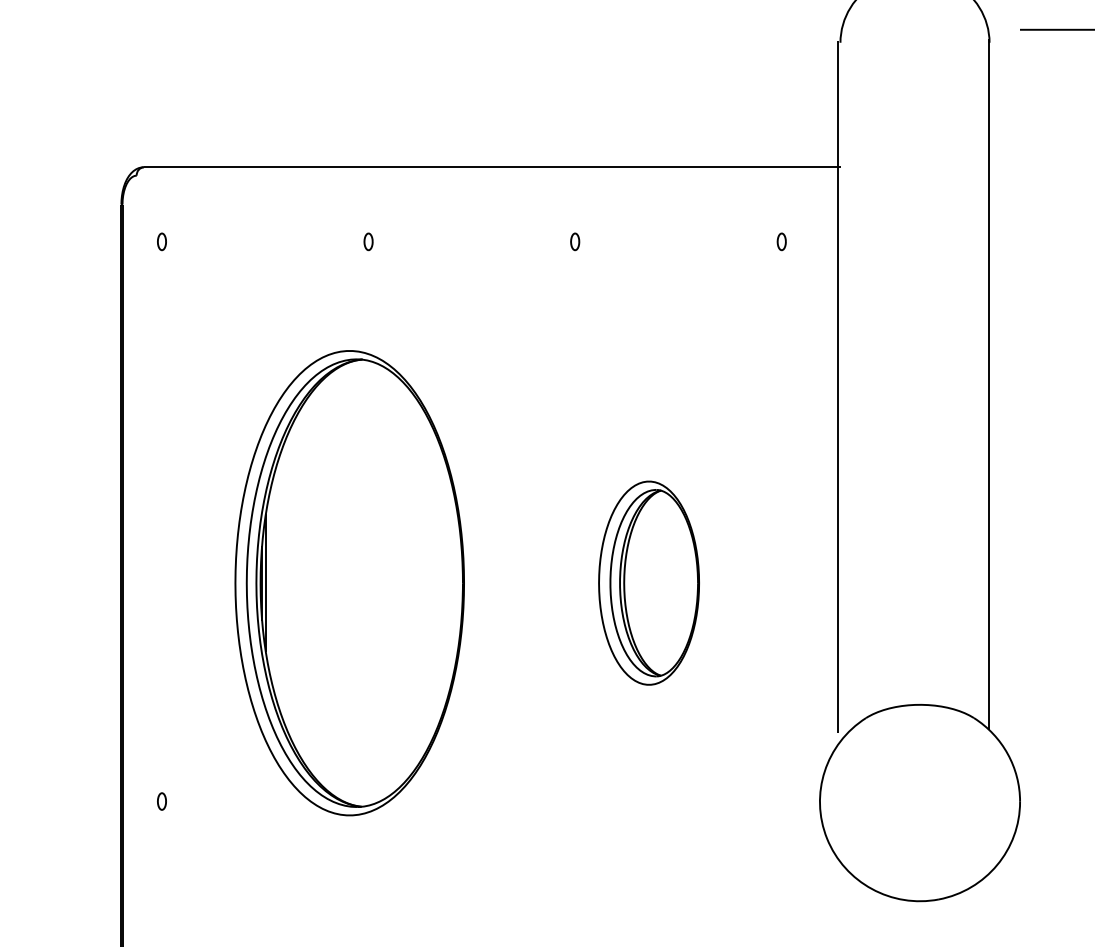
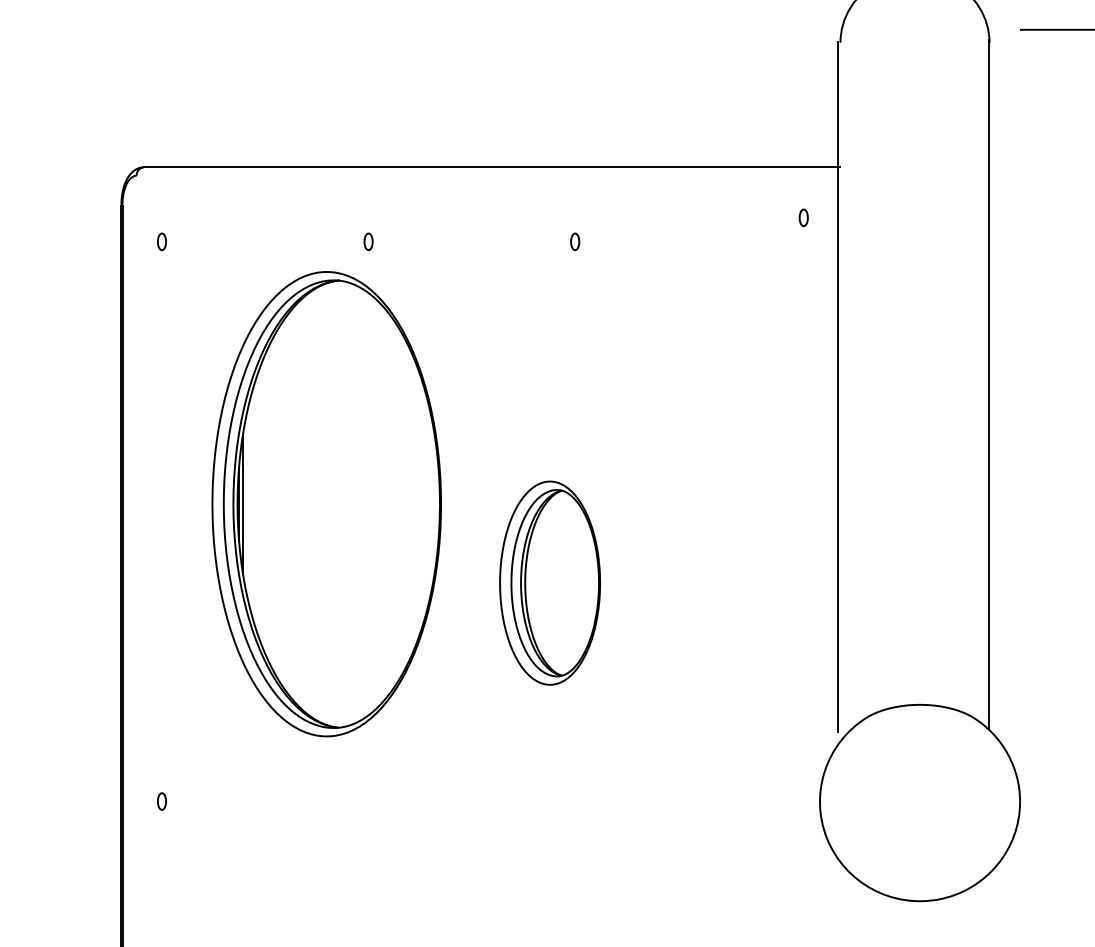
part position: (781, 241) -> (803, 217) (803, 217)
part position: (648, 582) -> (549, 582) (549, 582)
part position: (349, 583) -> (326, 504) (326, 504)
